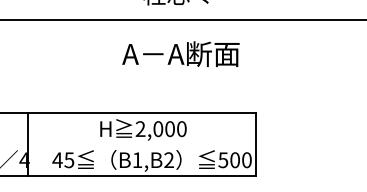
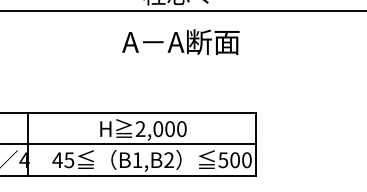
line position: (182, 20) -> (182, 11) (182, 11)
text position: (180, 53) -> (180, 41) (180, 41)
line: none -> present (129, 144)
